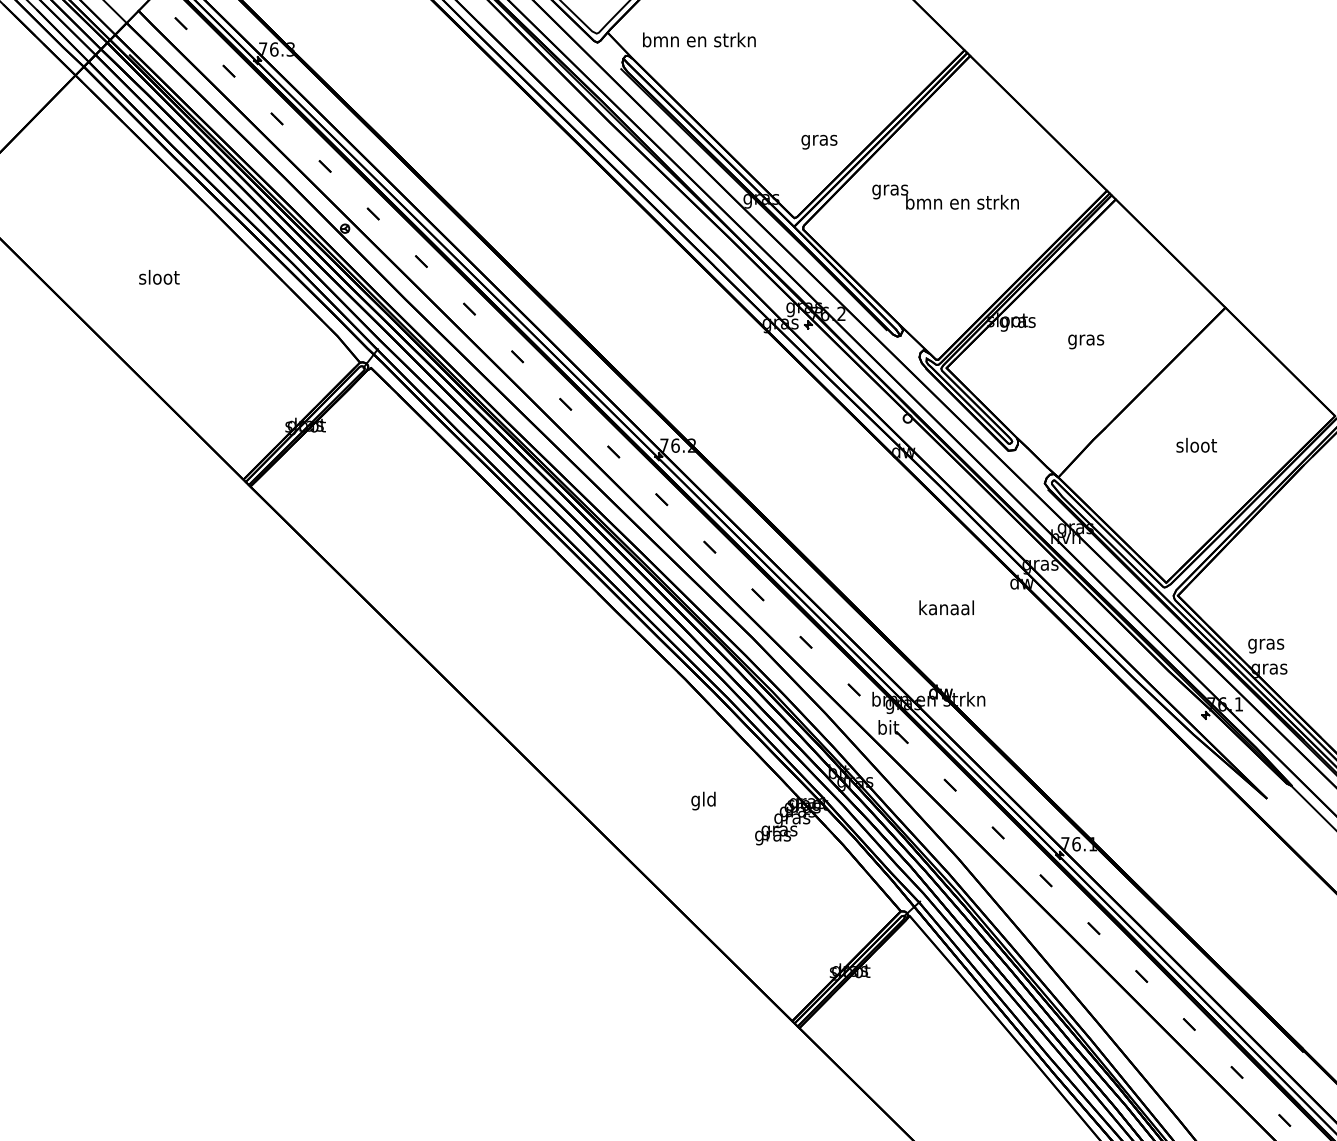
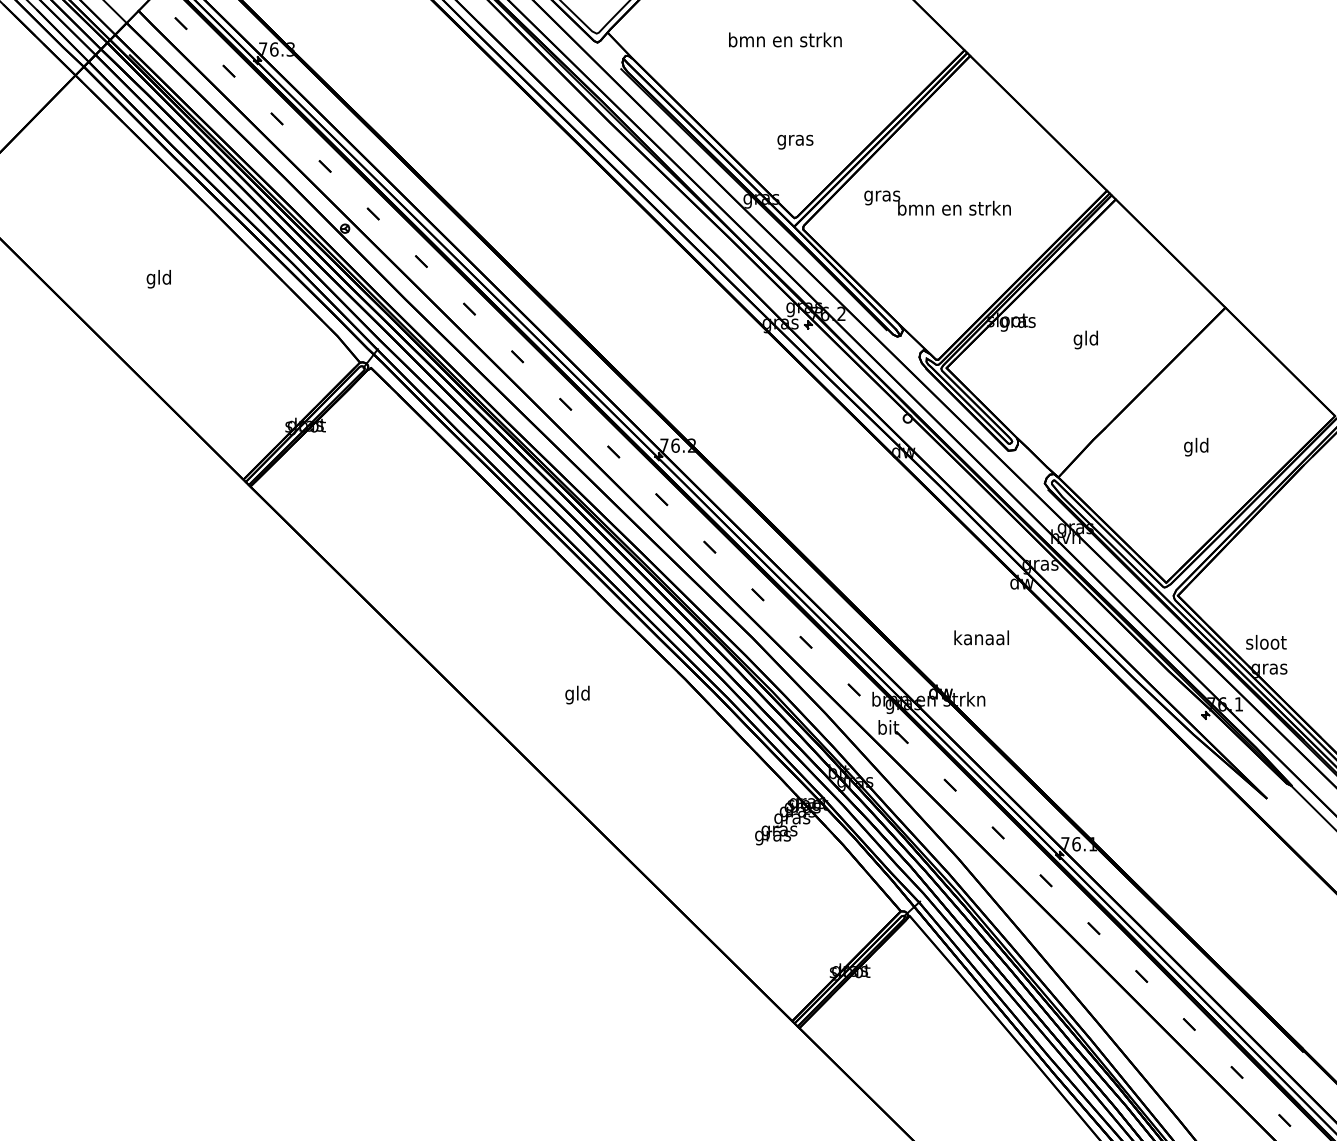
text position: (699, 39) -> (785, 39) (785, 39)
text position: (819, 141) -> (795, 141) (795, 141)
text position: (945, 196) -> (937, 202) (937, 202)
text: sloot -> gld (159, 278)
text: gras -> gld (1086, 339)
text: sloot -> gld (1196, 446)
text position: (946, 607) -> (981, 637) (981, 637)
text: gras -> sloot (1266, 644)
text position: (703, 800) -> (577, 694) (577, 694)
